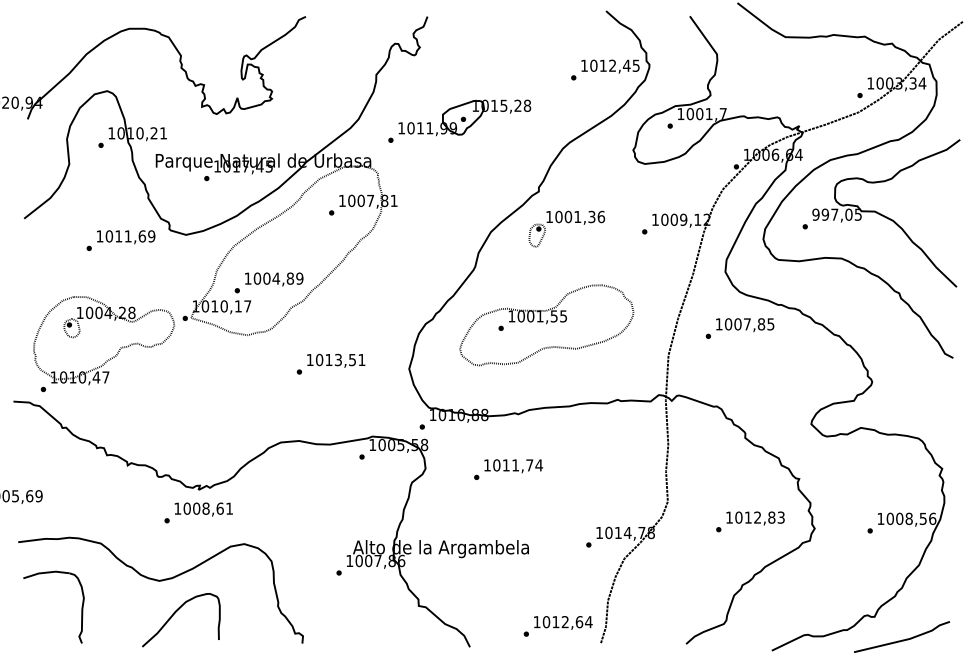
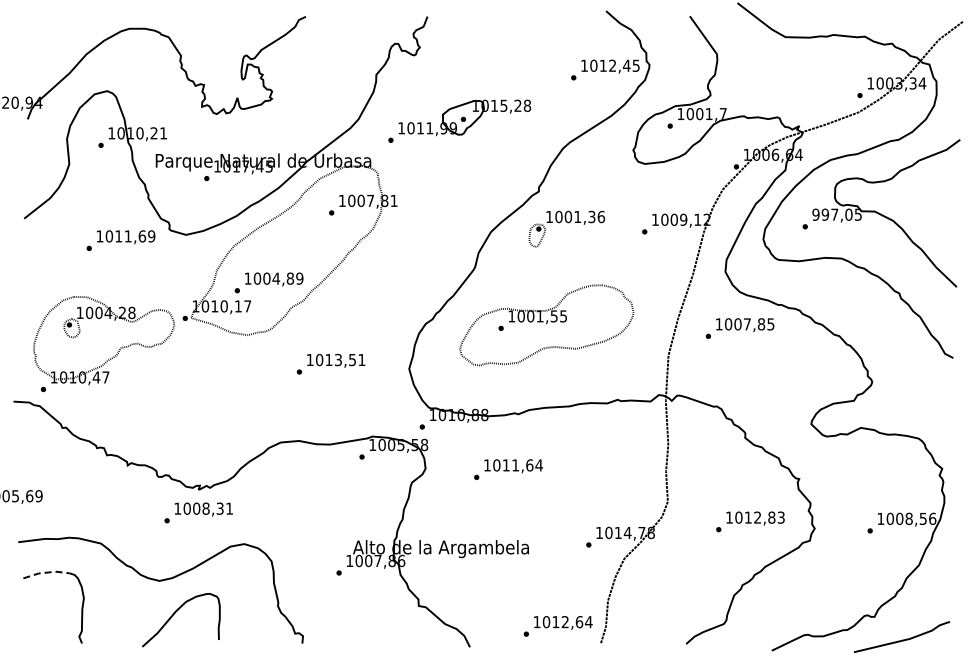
text: 1011,74 -> 1011,64 (529, 465)
text: 1008,61 -> 1008,31 (219, 508)
line: solid -> dashed (46, 572)
